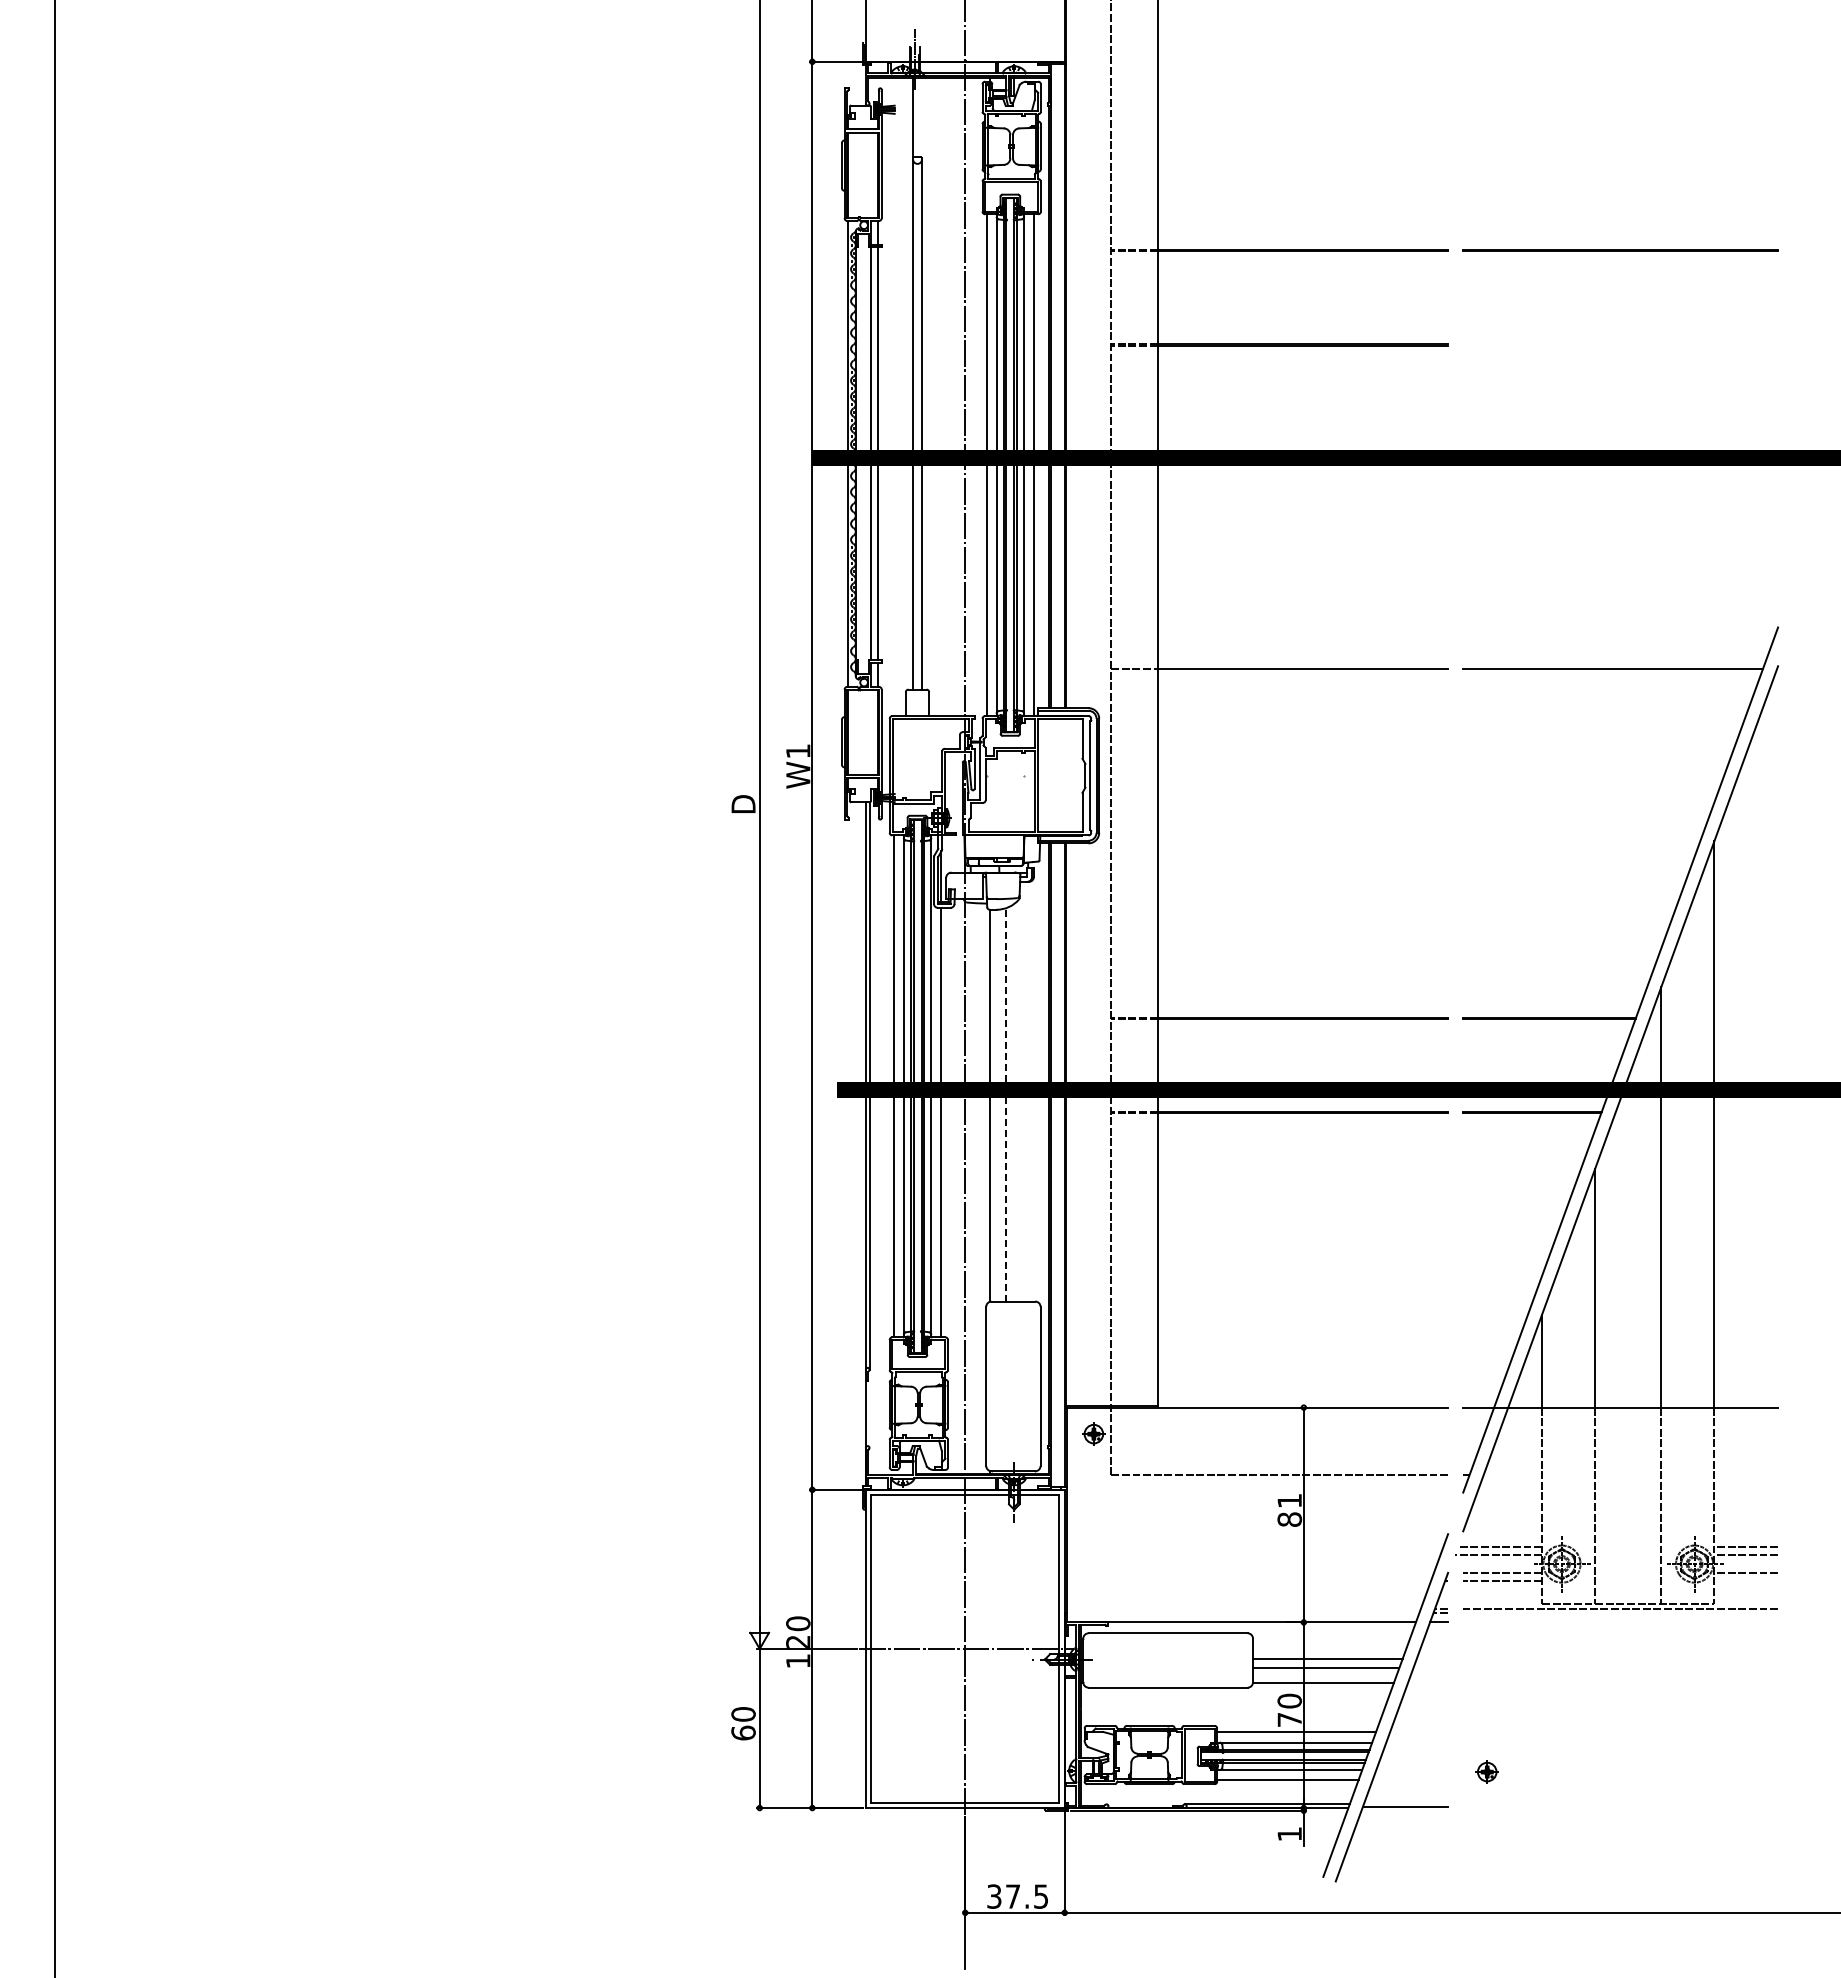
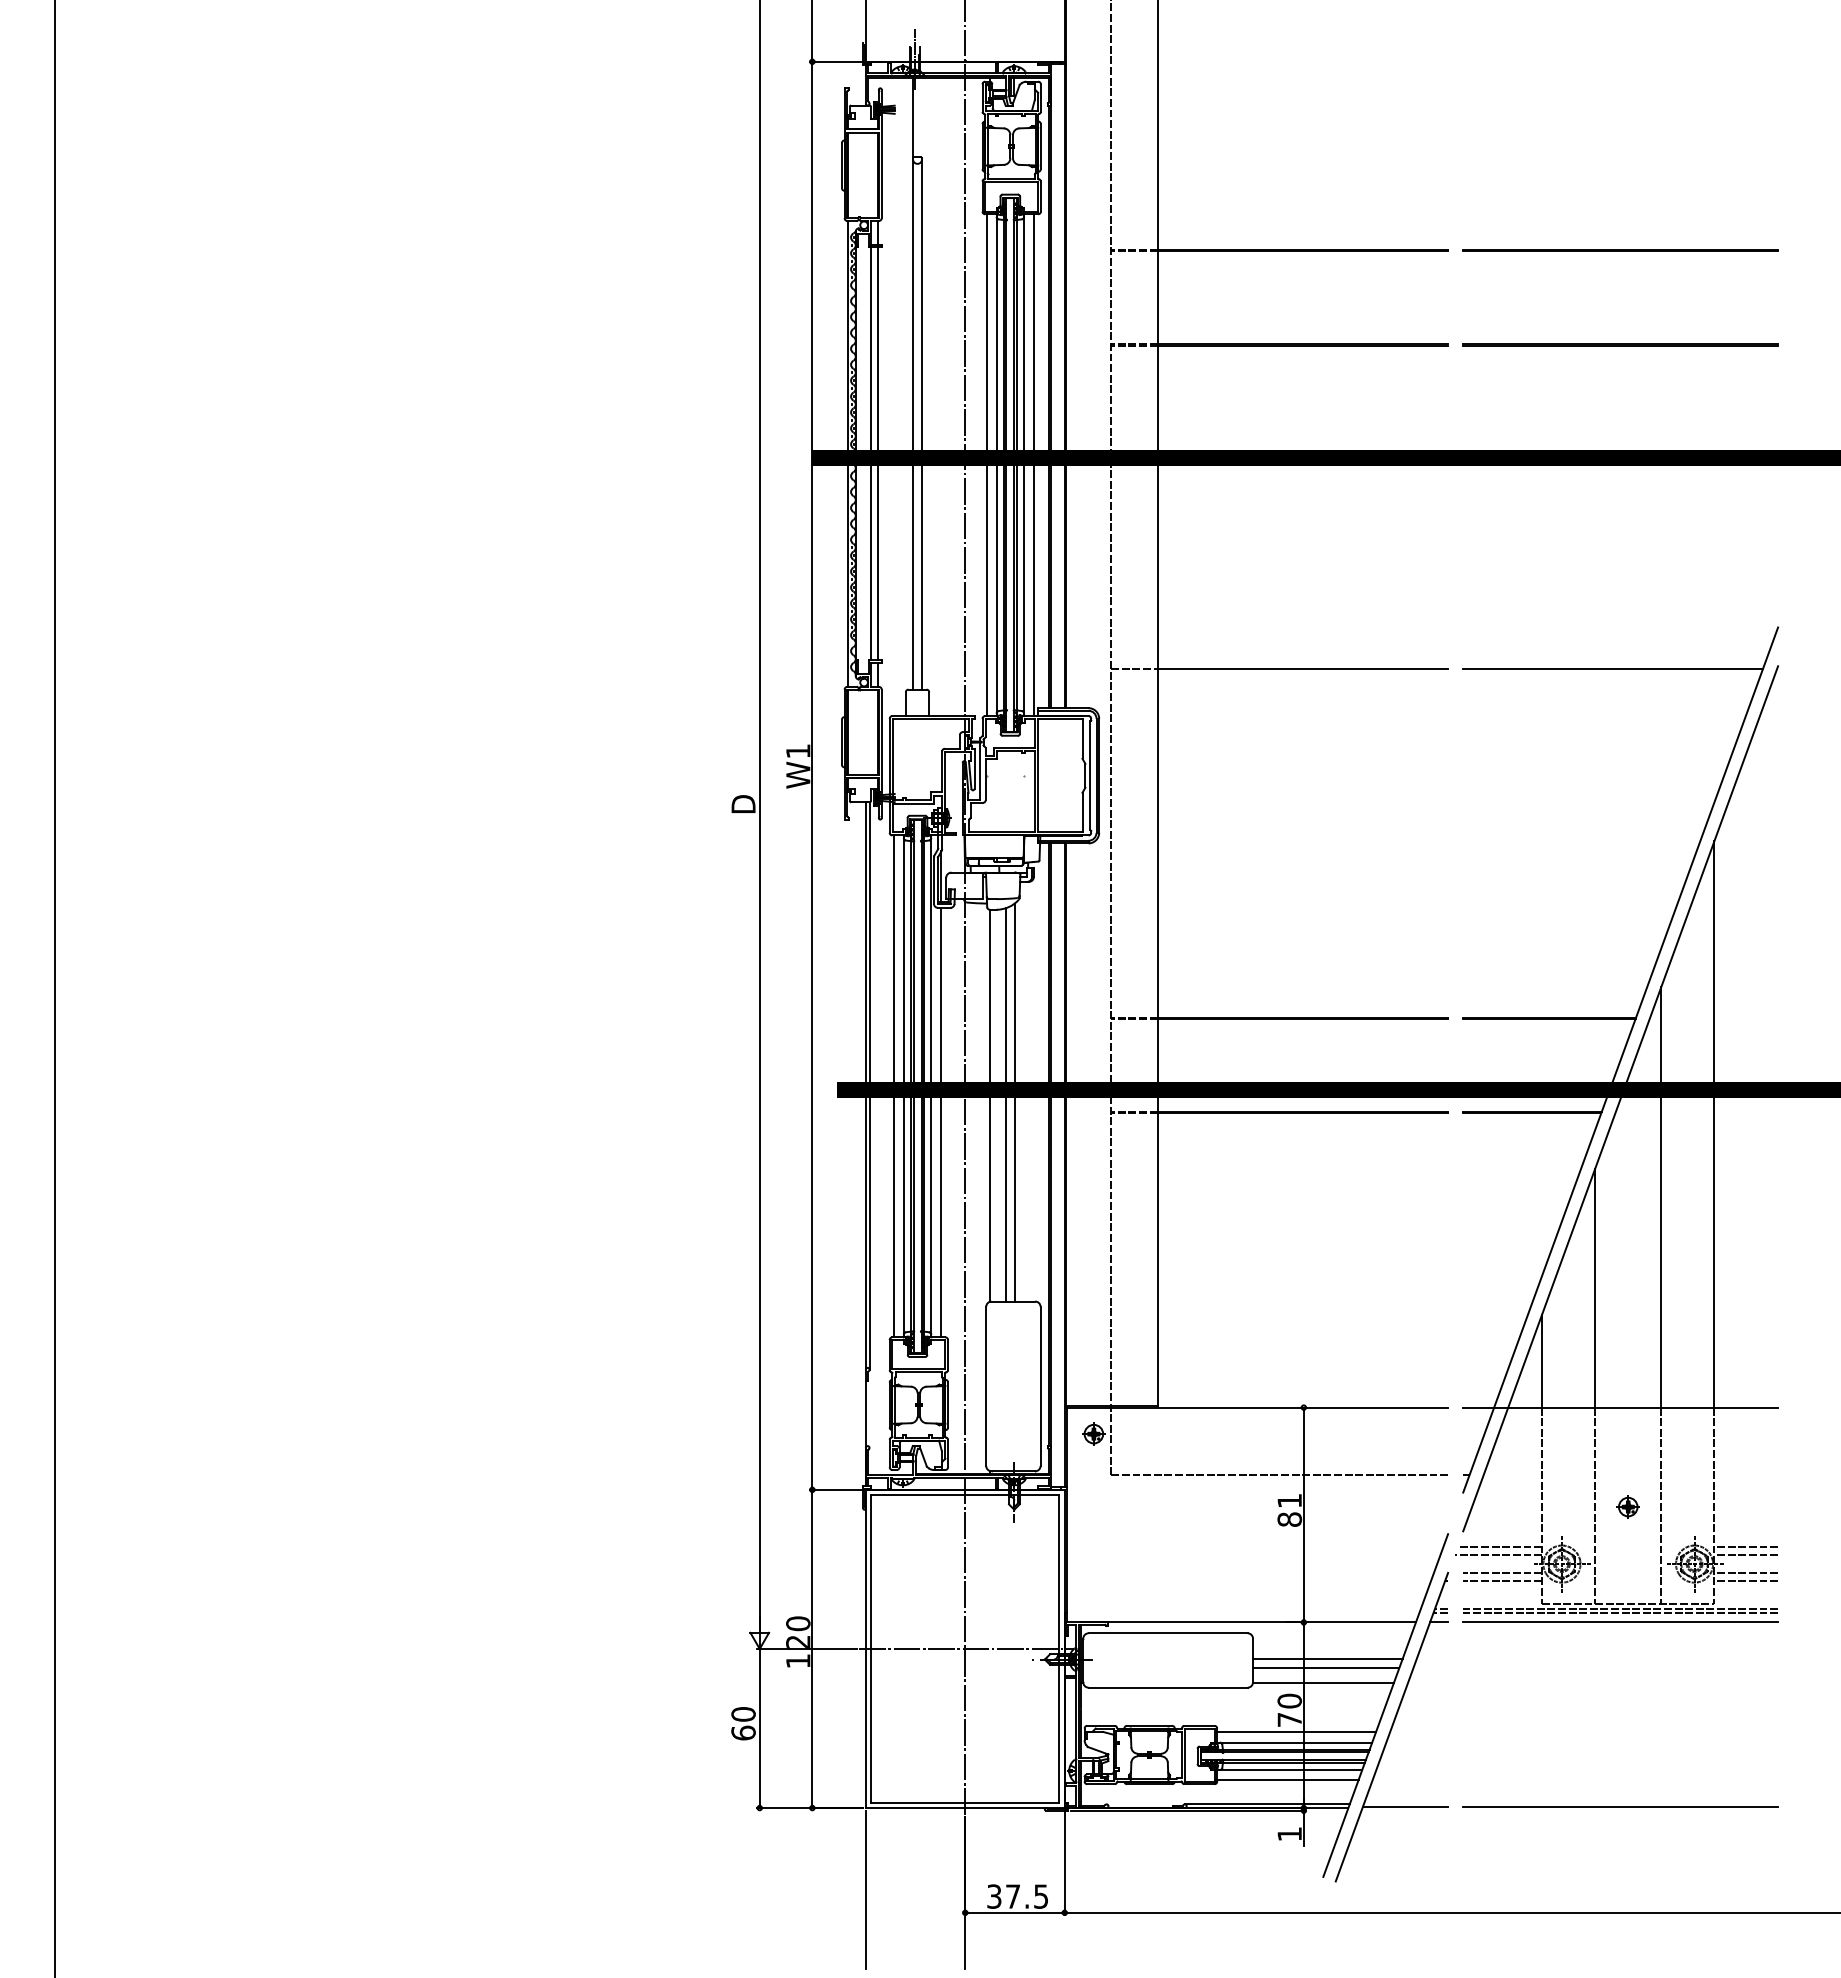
line: none -> present (1620, 344)
line: none -> present (1014, 1102)
line: dashed -> solid (1005, 1104)
line: none -> present (1746, 1581)
line: none -> present (1620, 1613)
line: none -> present (1620, 1622)
part position: (1486, 1771) -> (1627, 1506) (1627, 1506)
line: none -> present (1620, 1806)
line: none -> present (865, 1889)
